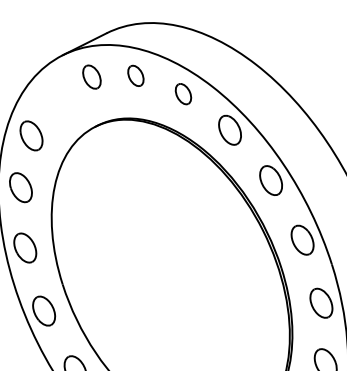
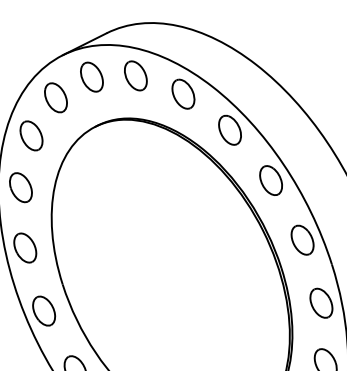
part size: 18x23 px -> 24x32 px (135, 75)
part size: 20x26 px -> 24x32 px (91, 76)
part size: 19x23 px -> 25x32 px (183, 93)
part: none -> present (55, 97)
